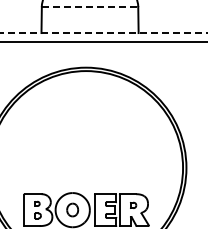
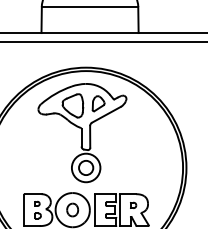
line: dashed -> solid (90, 7)
line: dashed -> solid (104, 33)
part: none -> present (82, 133)
